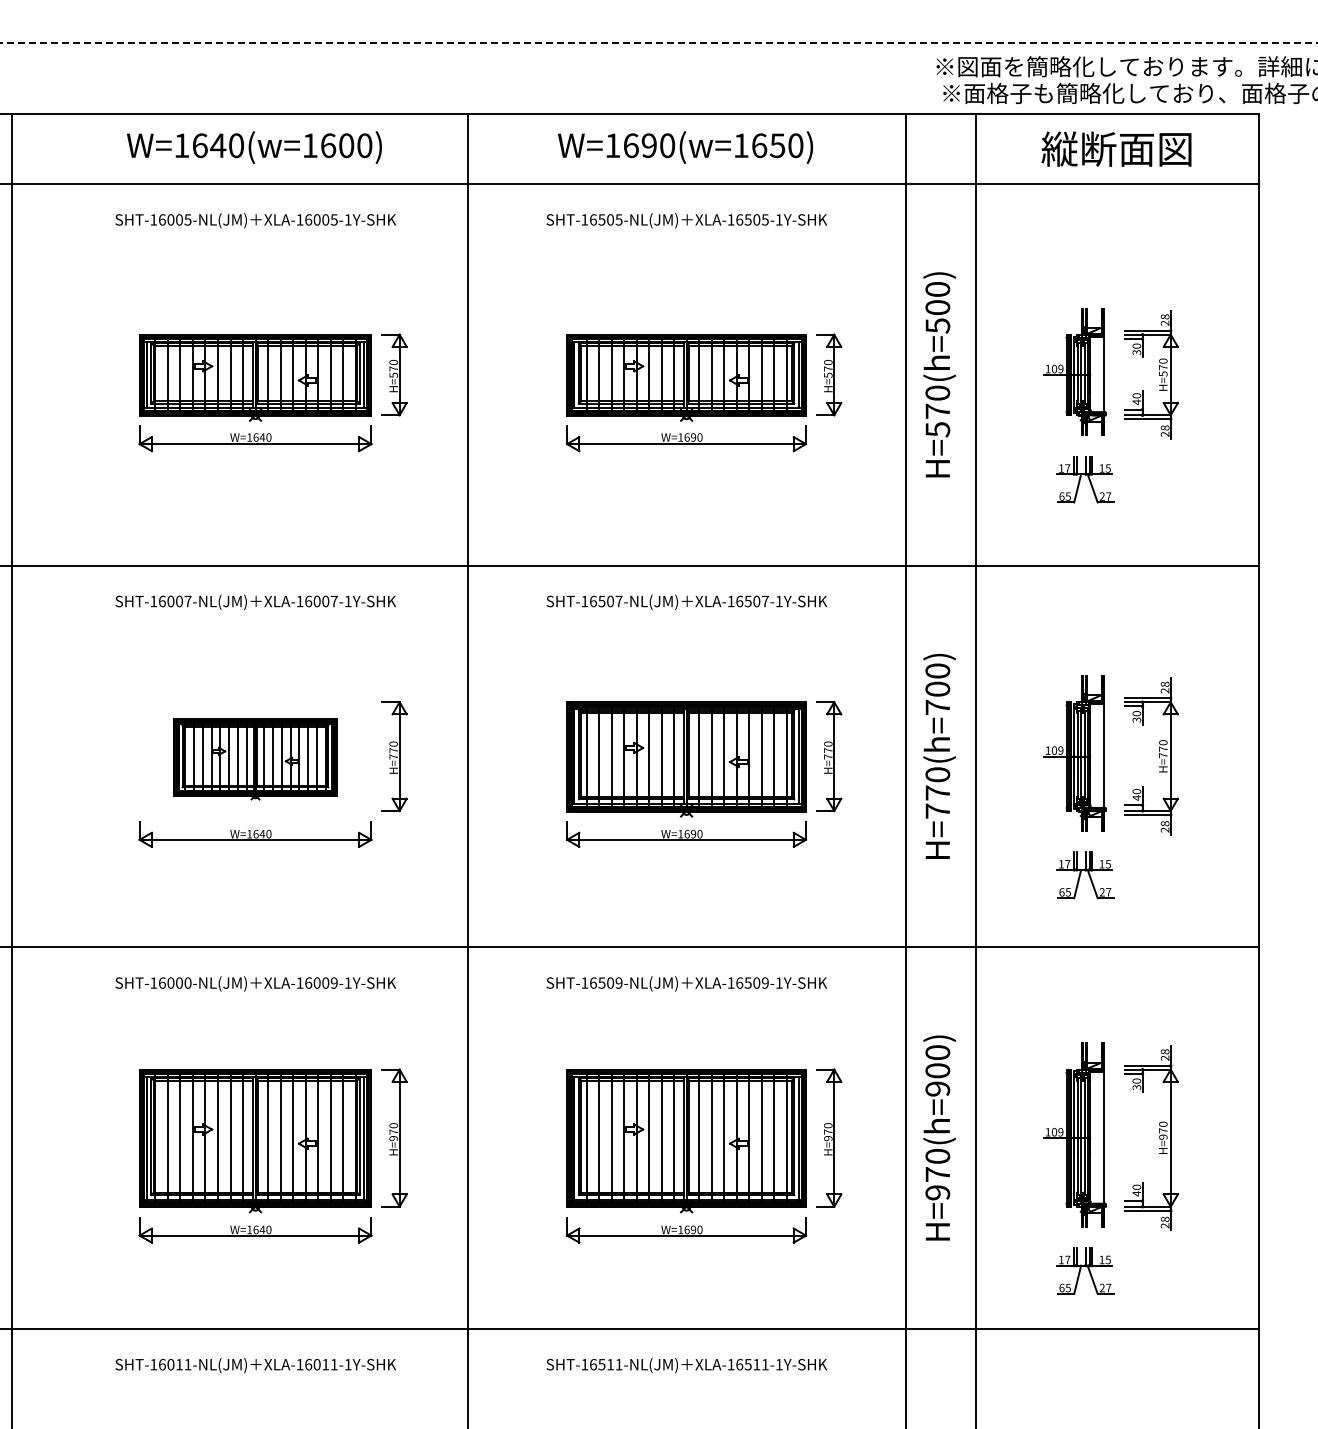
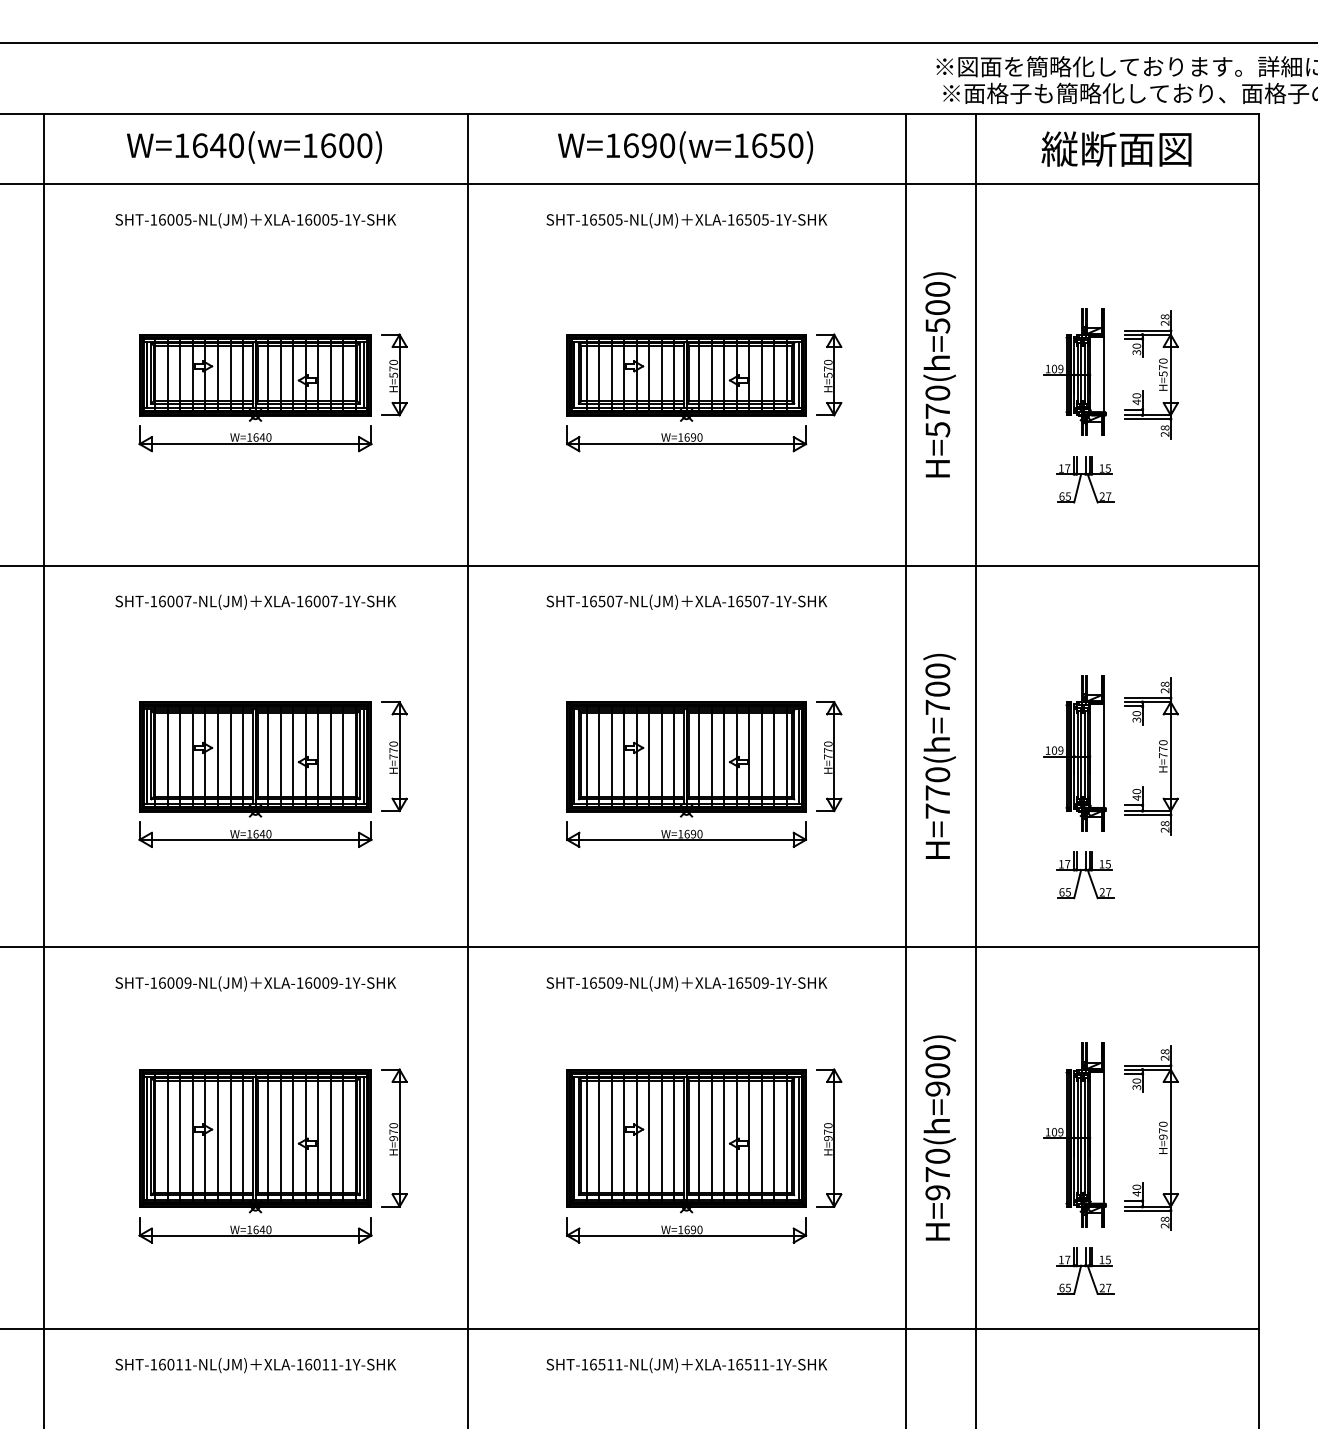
line: dashed -> solid (659, 42)
part size: 165x83 px -> 233x117 px (255, 759)
line position: (11, 769) -> (43, 769) (43, 769)
text: SHT-16000-NL(JM) -> SHT-16009-NL(JM) (187, 982)
